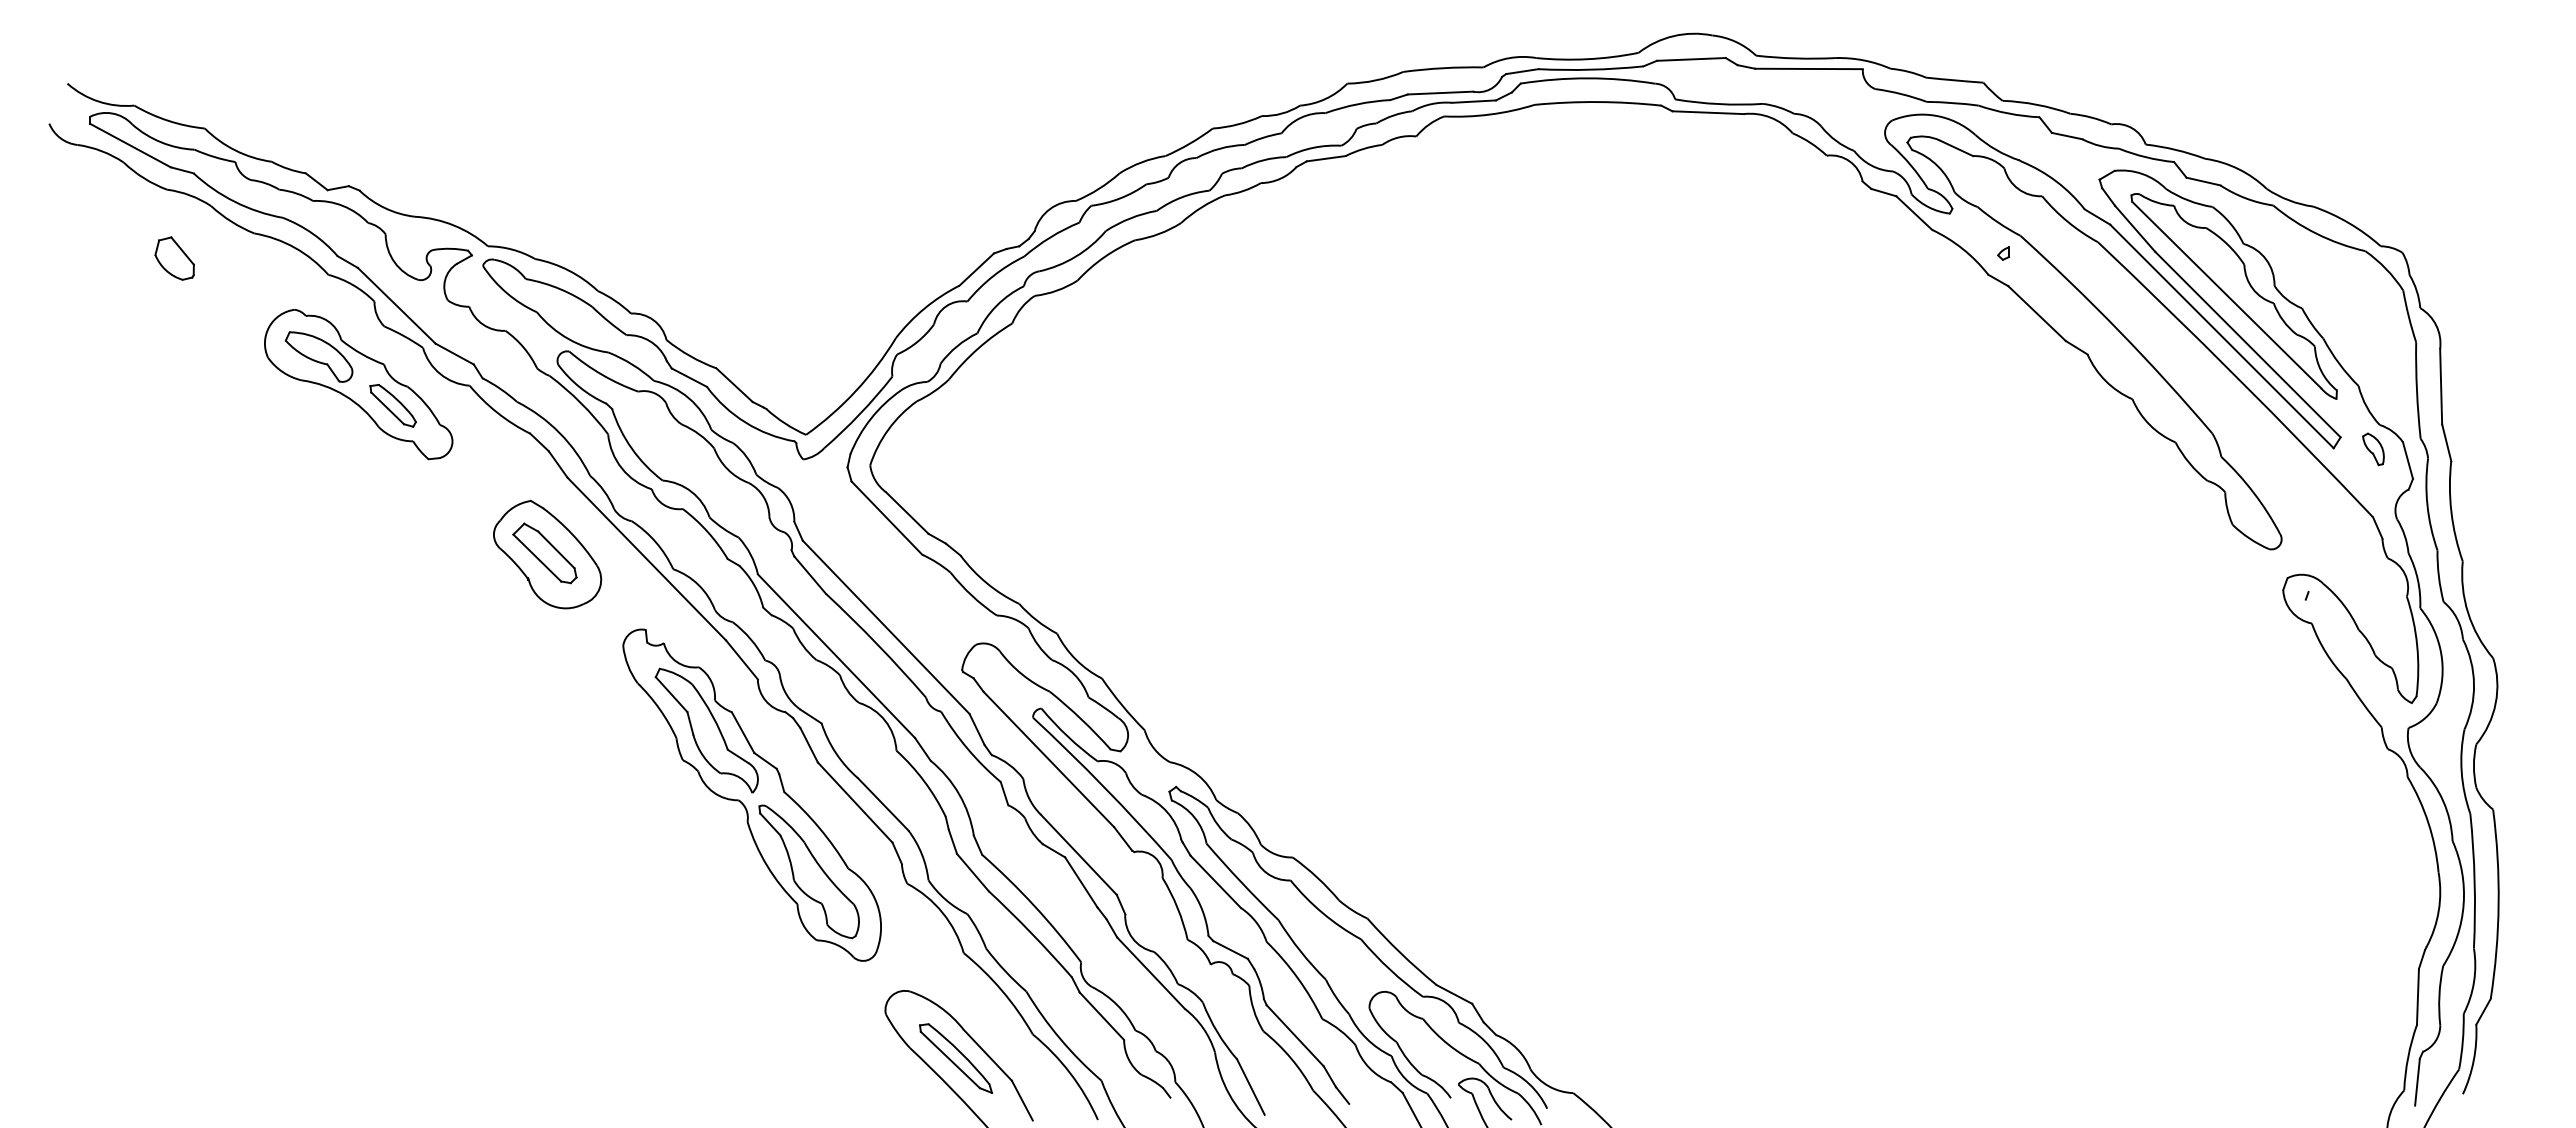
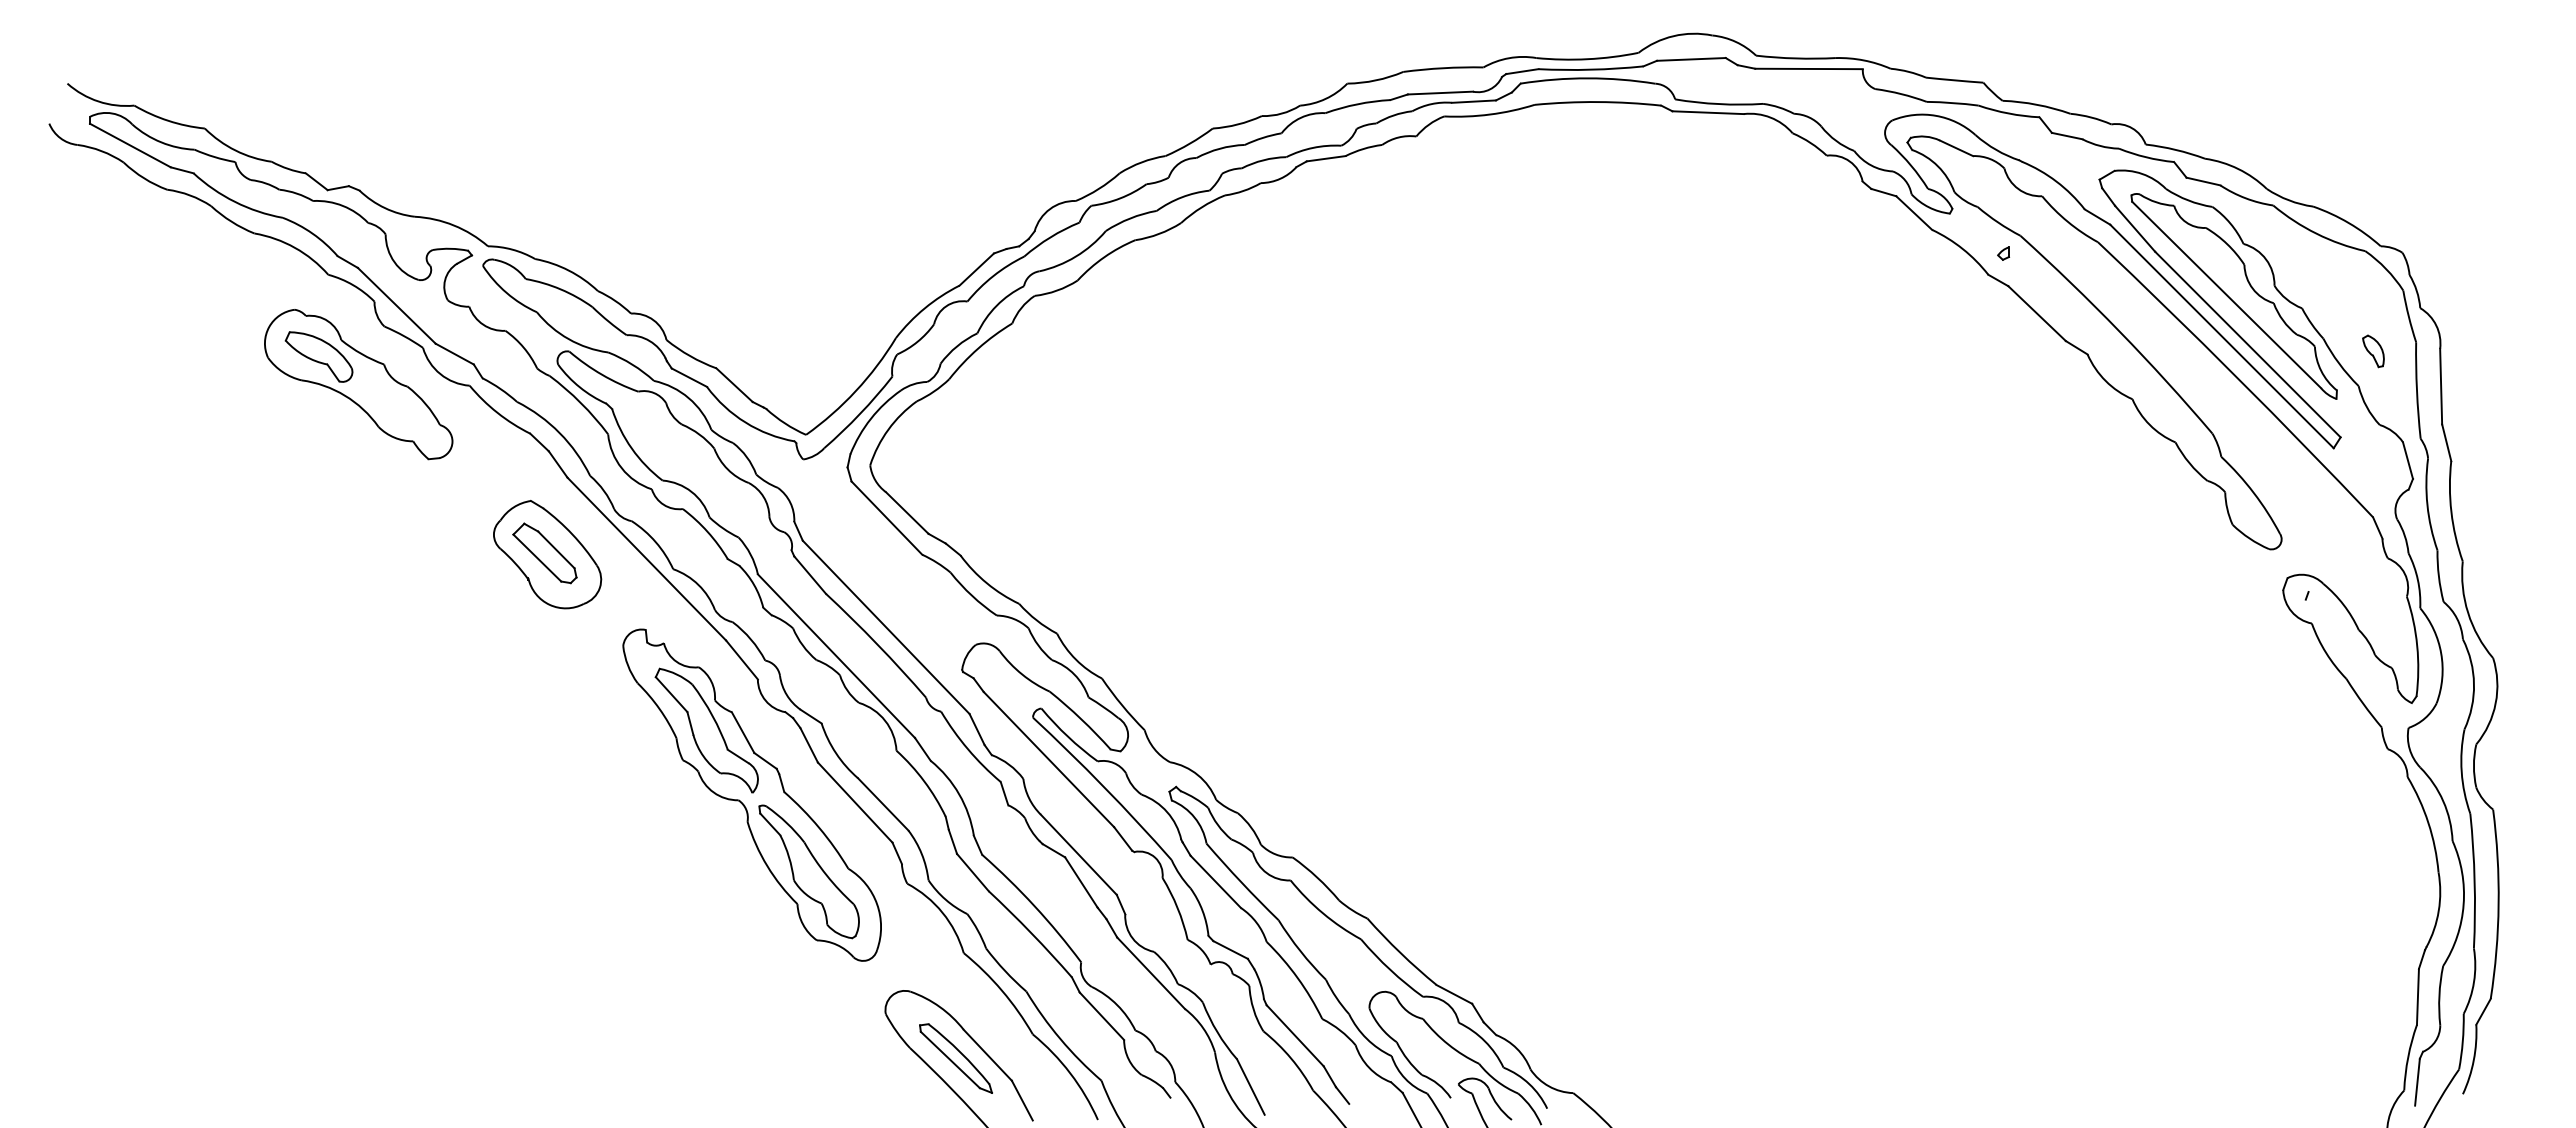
part: present -> none (174, 258)
part: present -> none (392, 405)
part position: (2373, 449) -> (2373, 351) (2373, 351)
